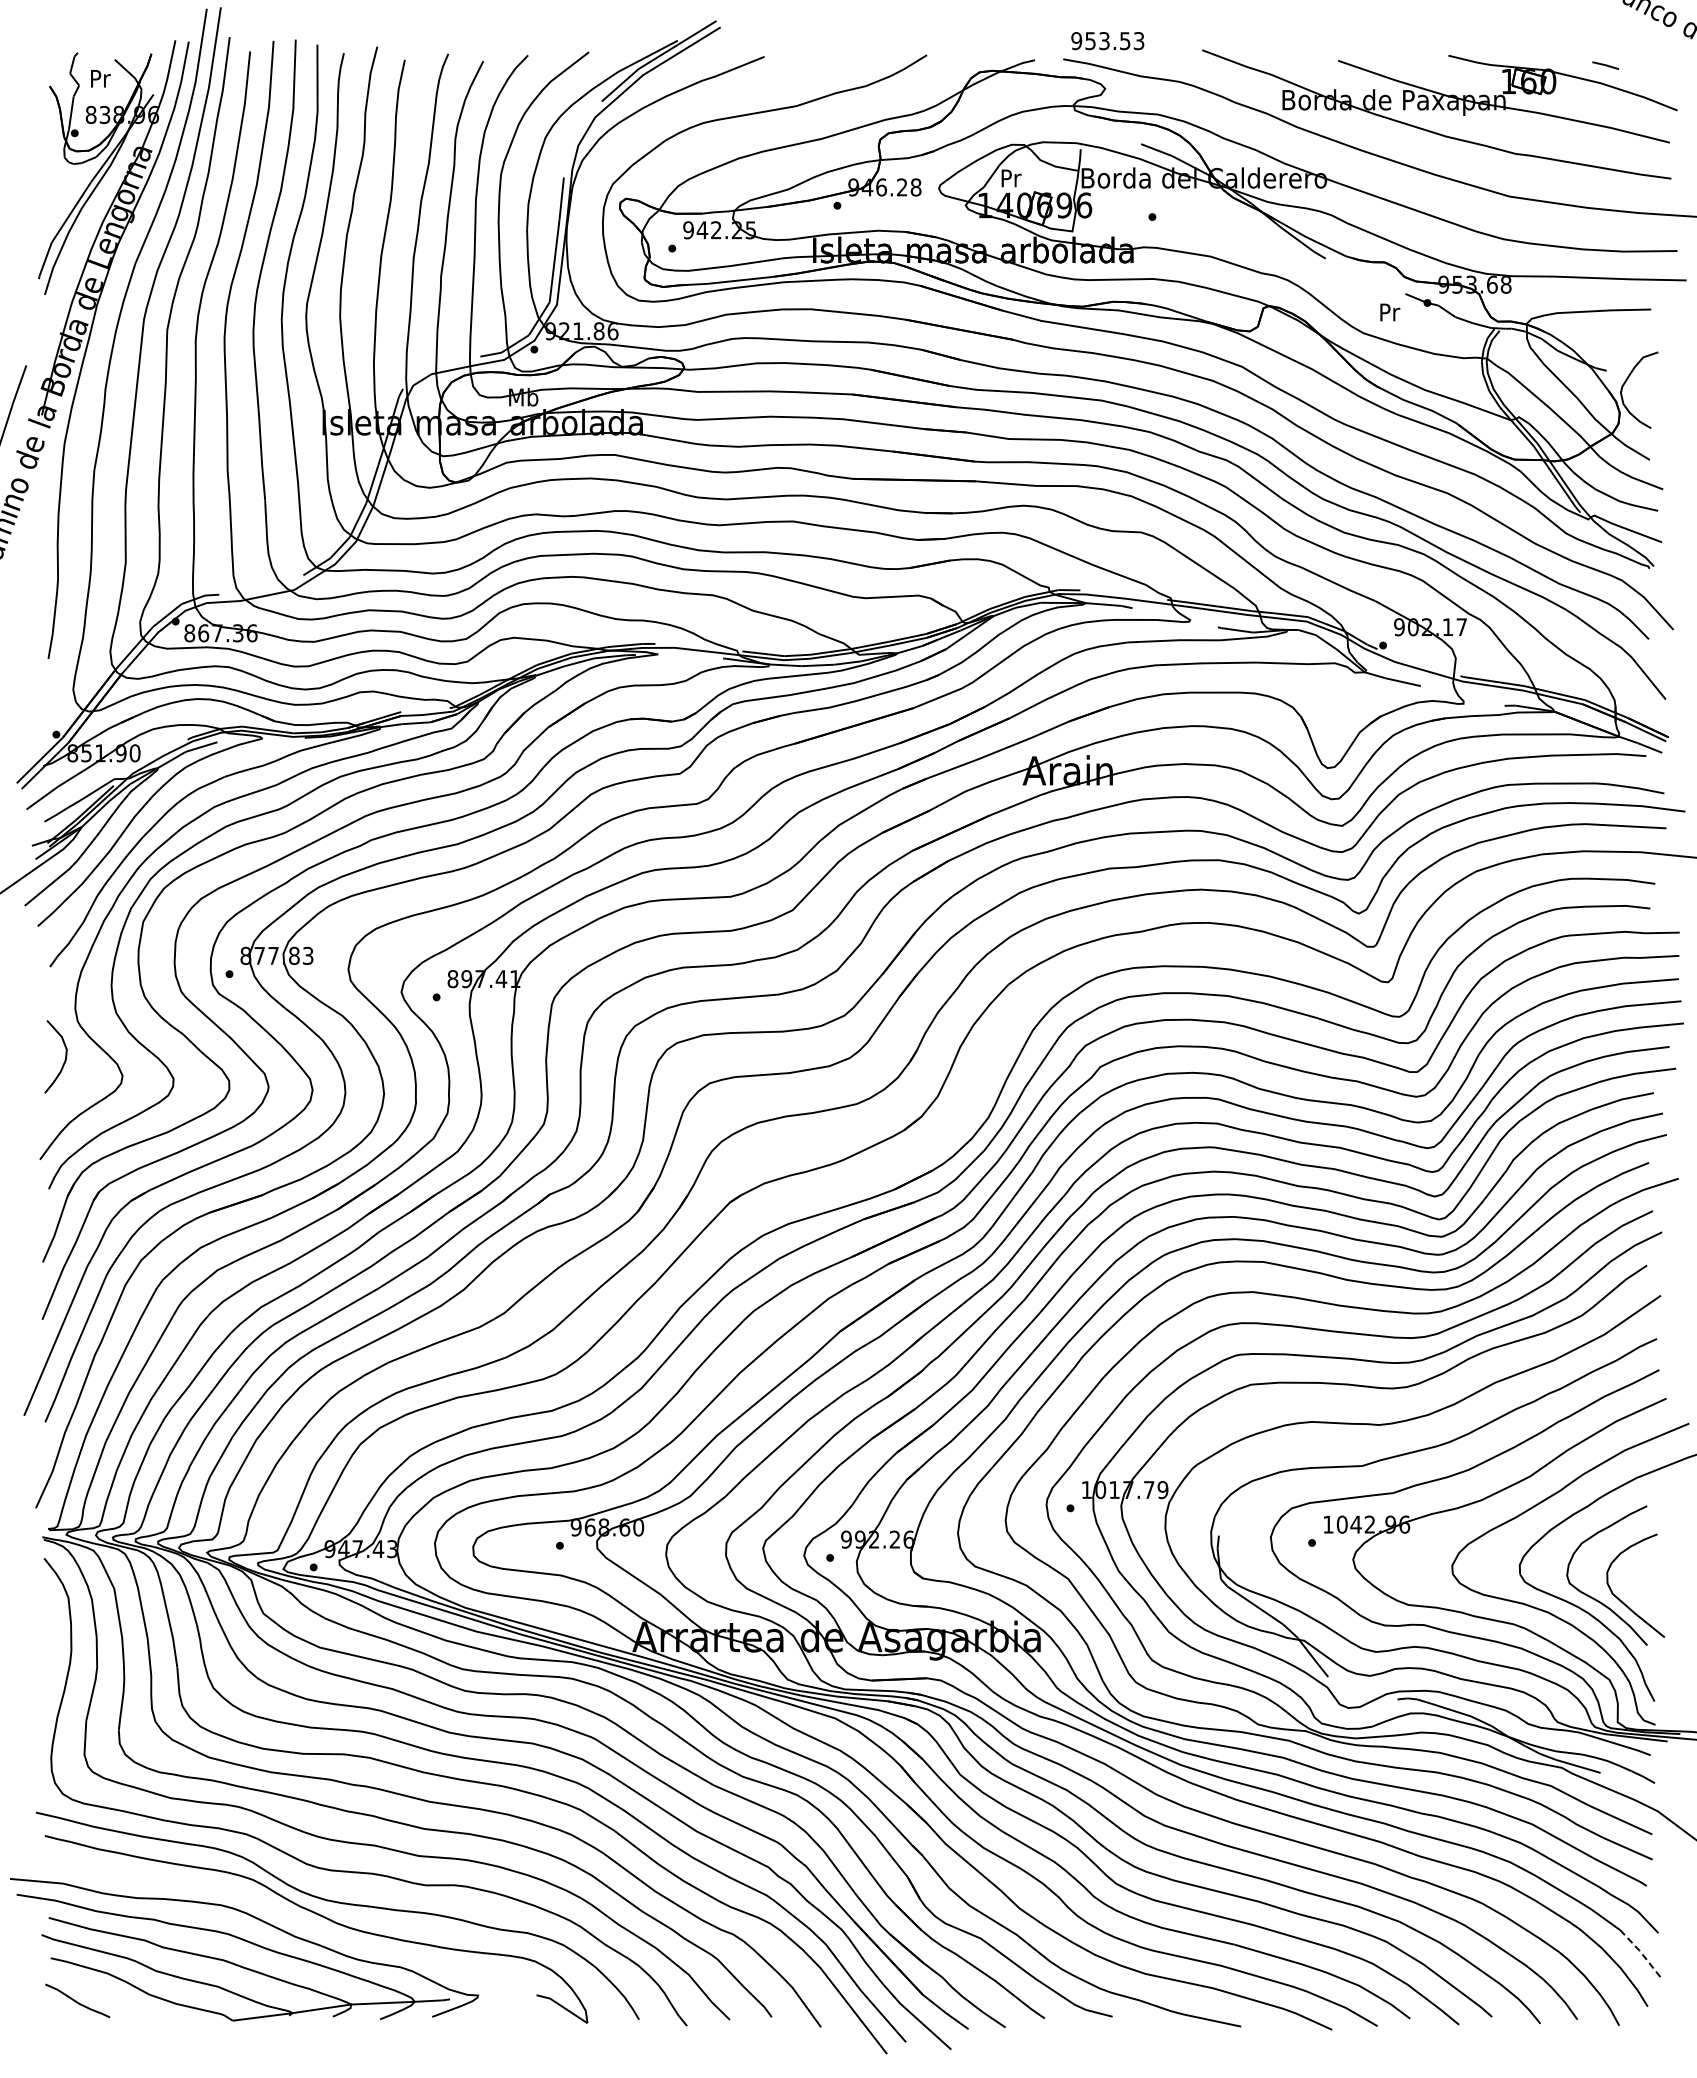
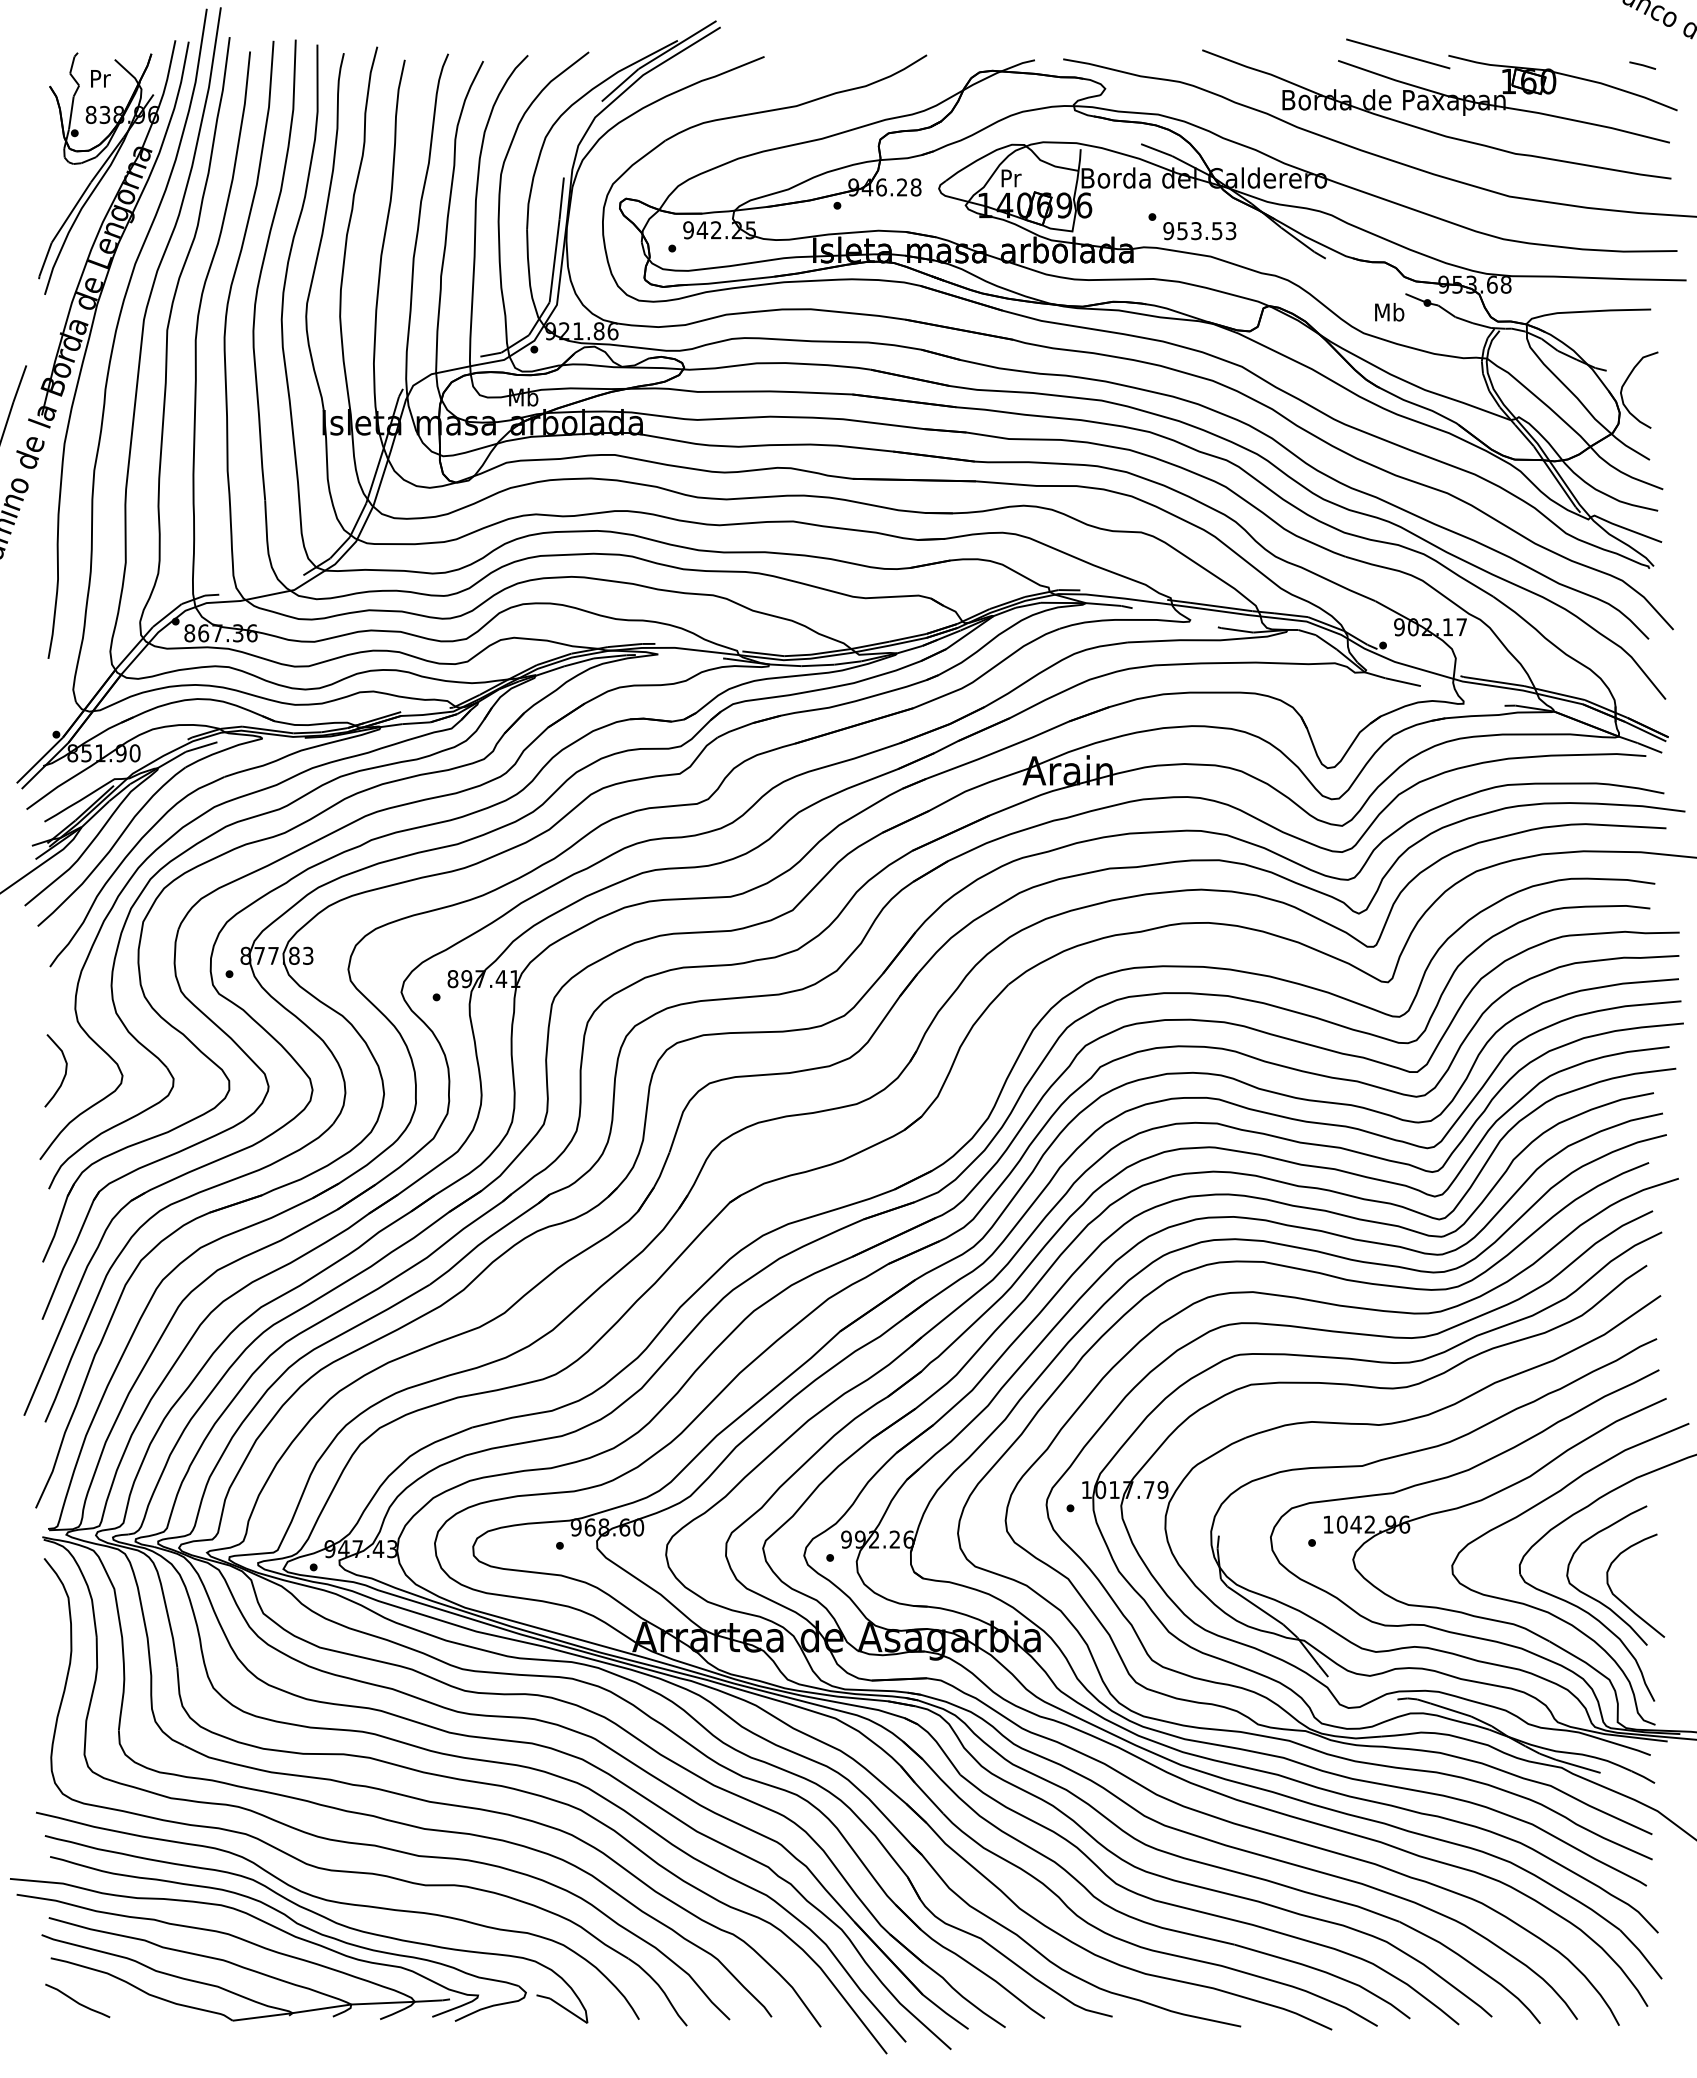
text position: (1107, 41) -> (1199, 231) (1199, 231)
line: none -> present (1398, 53)
line position: (1605, 65) -> (1642, 65) (1642, 65)
text: Pr -> Mb (1389, 312)
curve position: (64, 1060) -> (64, 1074) (64, 1074)
part: none -> present (296, 1924)
line: dashed -> solid (1641, 1953)
